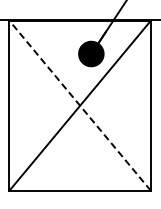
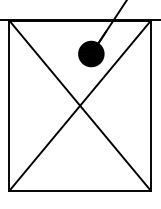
line: dashed -> solid (79, 105)
